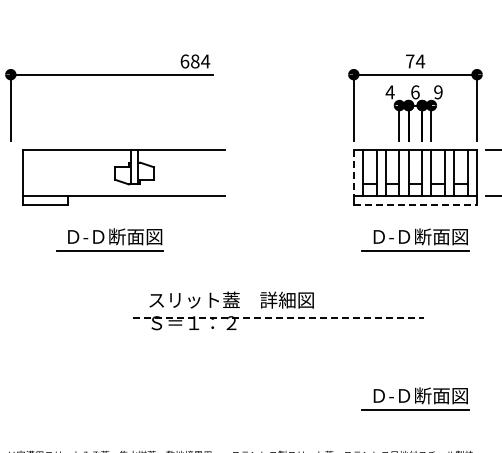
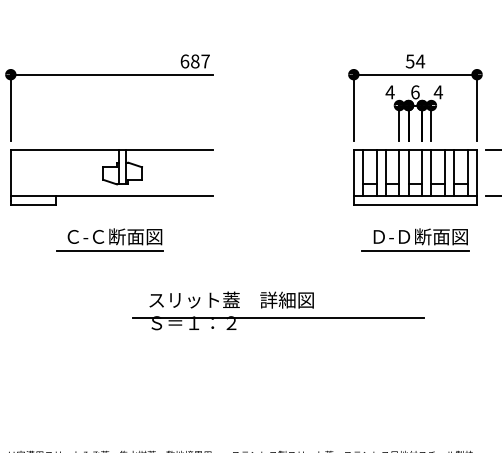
text: 684 -> 687 (205, 61)
text: 74 -> 54 (409, 61)
text: 9 -> 4 (438, 92)
line: dashed -> solid (353, 172)
part position: (123, 177) -> (111, 177) (111, 177)
line: dashed -> solid (415, 204)
text: Ｄ-Ｄ断面図 -> Ｃ-Ｃ断面図 (85, 236)
line: dashed -> solid (278, 317)
part: present -> none (415, 398)
